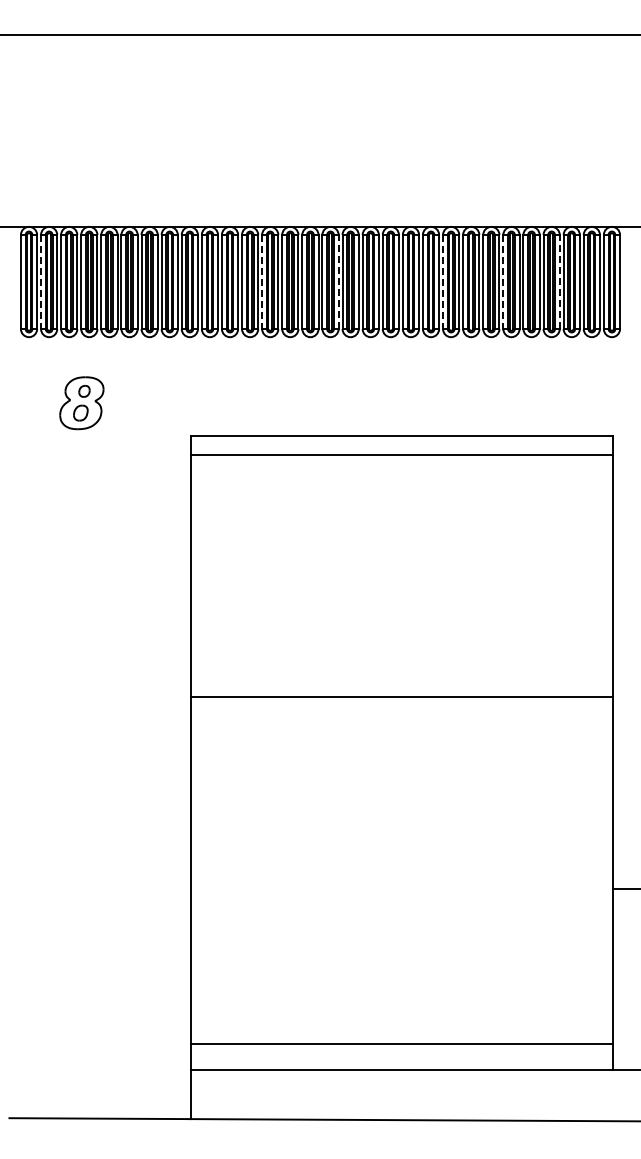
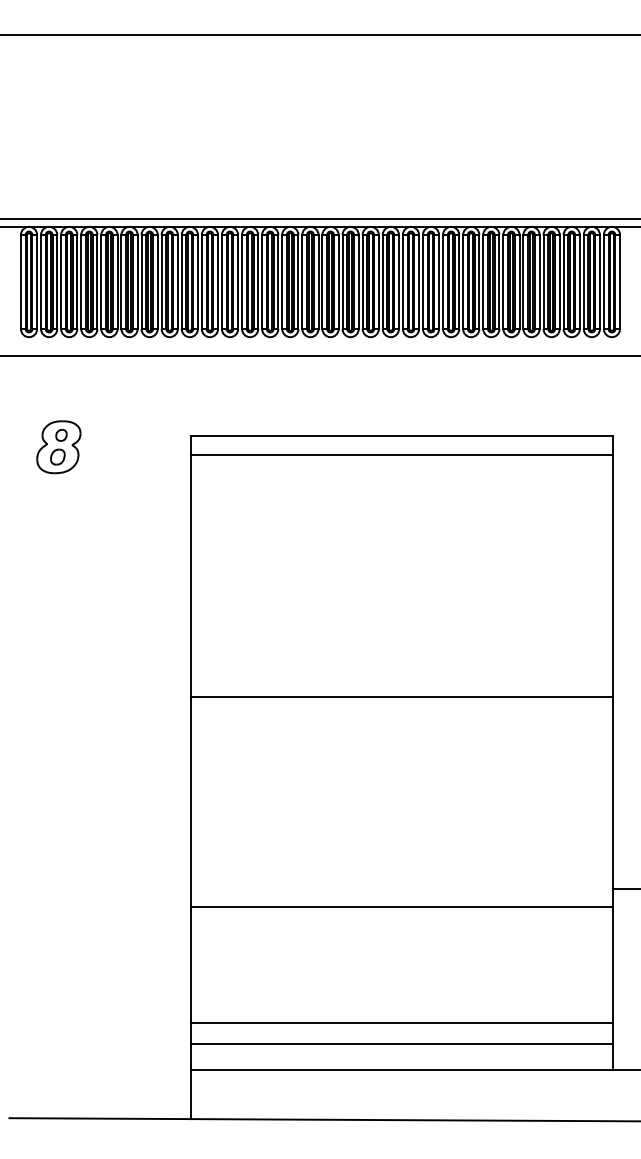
line: none -> present (319, 219)
line: dashed -> solid (338, 281)
line: dashed -> solid (559, 281)
line: dashed -> solid (41, 282)
line: dashed -> solid (262, 282)
line: dashed -> solid (443, 282)
line: dashed -> solid (503, 282)
line: none -> present (319, 355)
part position: (81, 403) -> (58, 447) (58, 447)
line: none -> present (401, 907)
line: none -> present (401, 1023)
